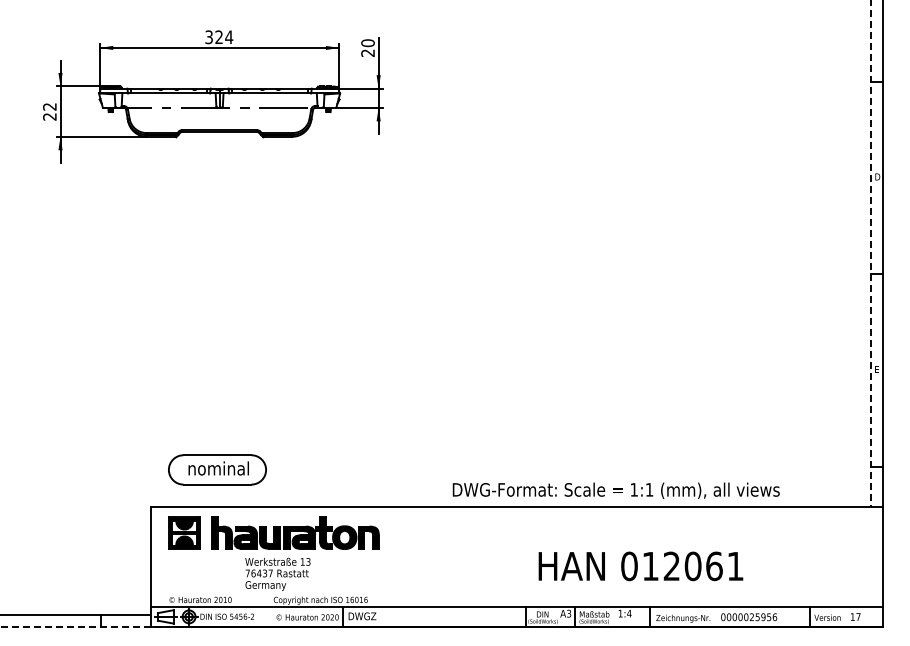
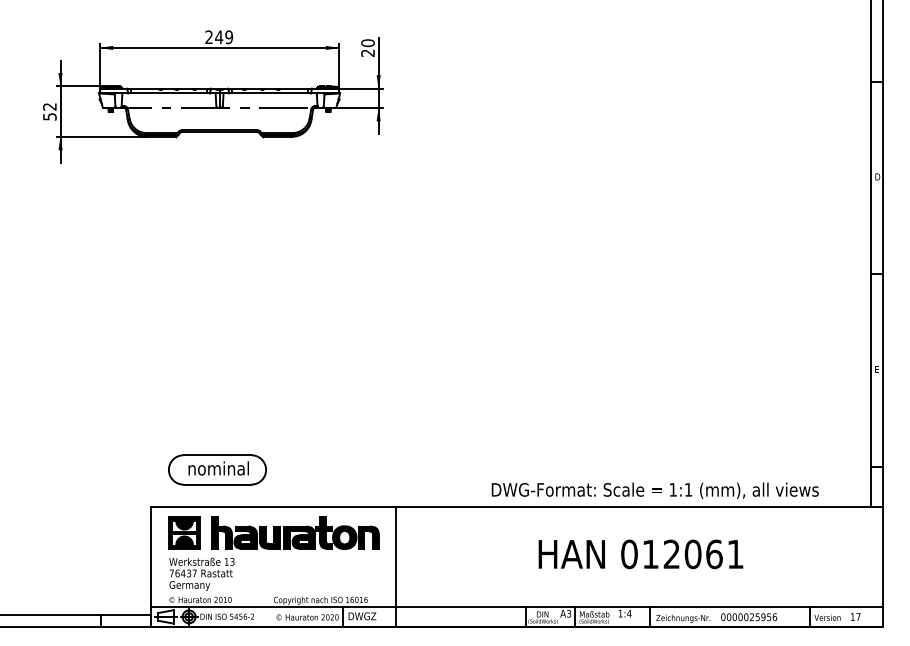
text: 324 -> 249 (219, 37)
text: 22 -> 52 (49, 116)
line: dashed -> solid (871, 254)
text position: (615, 490) -> (654, 490) (654, 490)
line: none -> present (395, 566)
text position: (640, 566) -> (640, 554) (640, 554)
text position: (277, 573) -> (201, 573) (201, 573)
line: dashed -> solid (85, 626)
